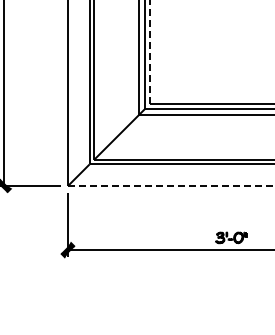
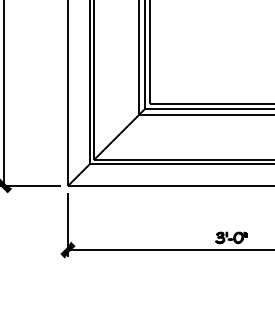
line: dashed -> solid (149, 52)
line: dashed -> solid (171, 185)
